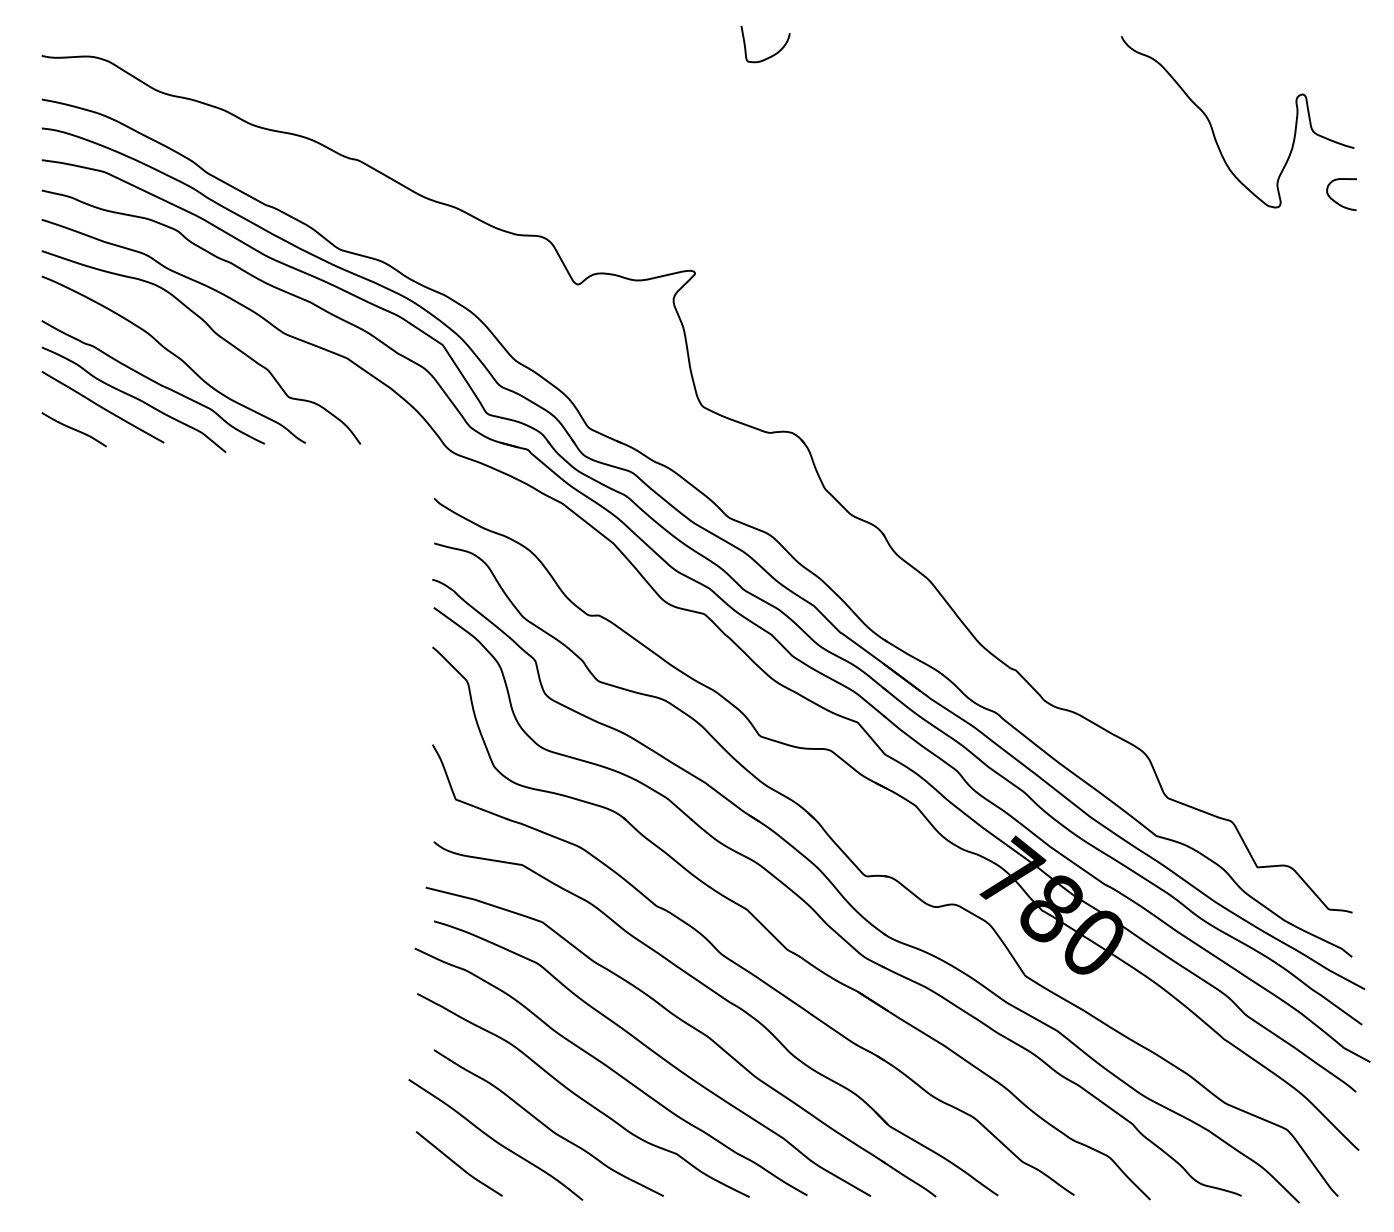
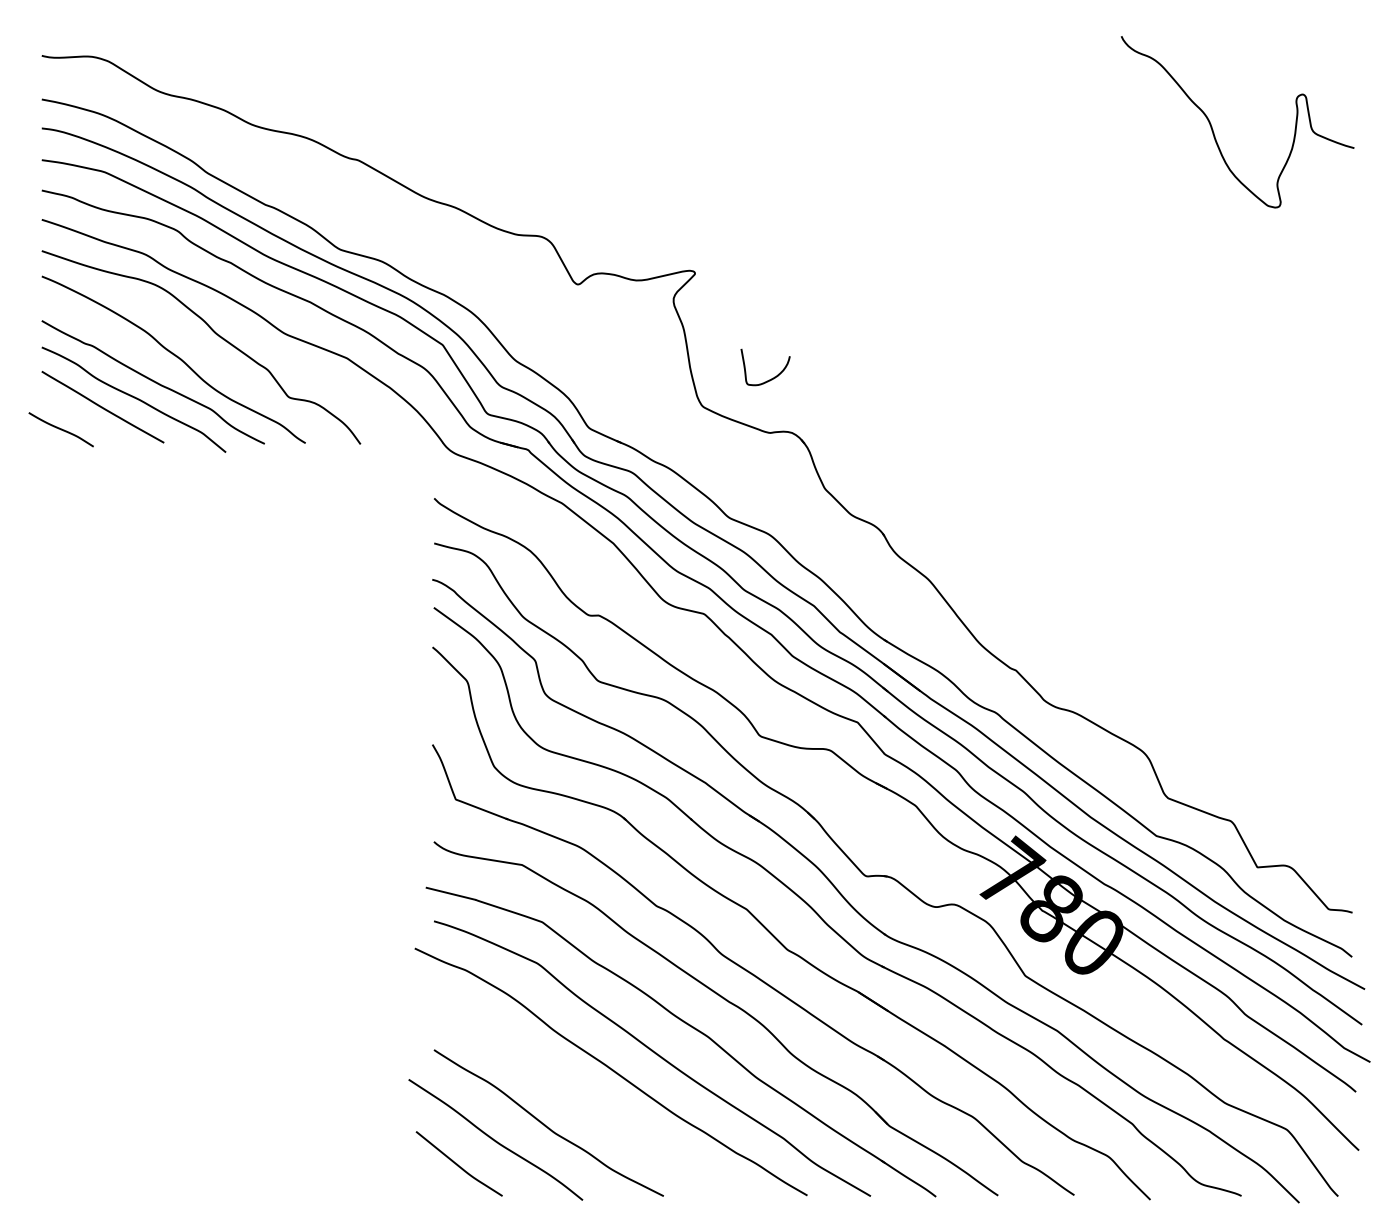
curve position: (771, 55) -> (771, 378) (771, 378)
curve: present -> none (1335, 200)
curve position: (73, 429) -> (60, 429) (60, 429)
curve: present -> none (581, 1097)
